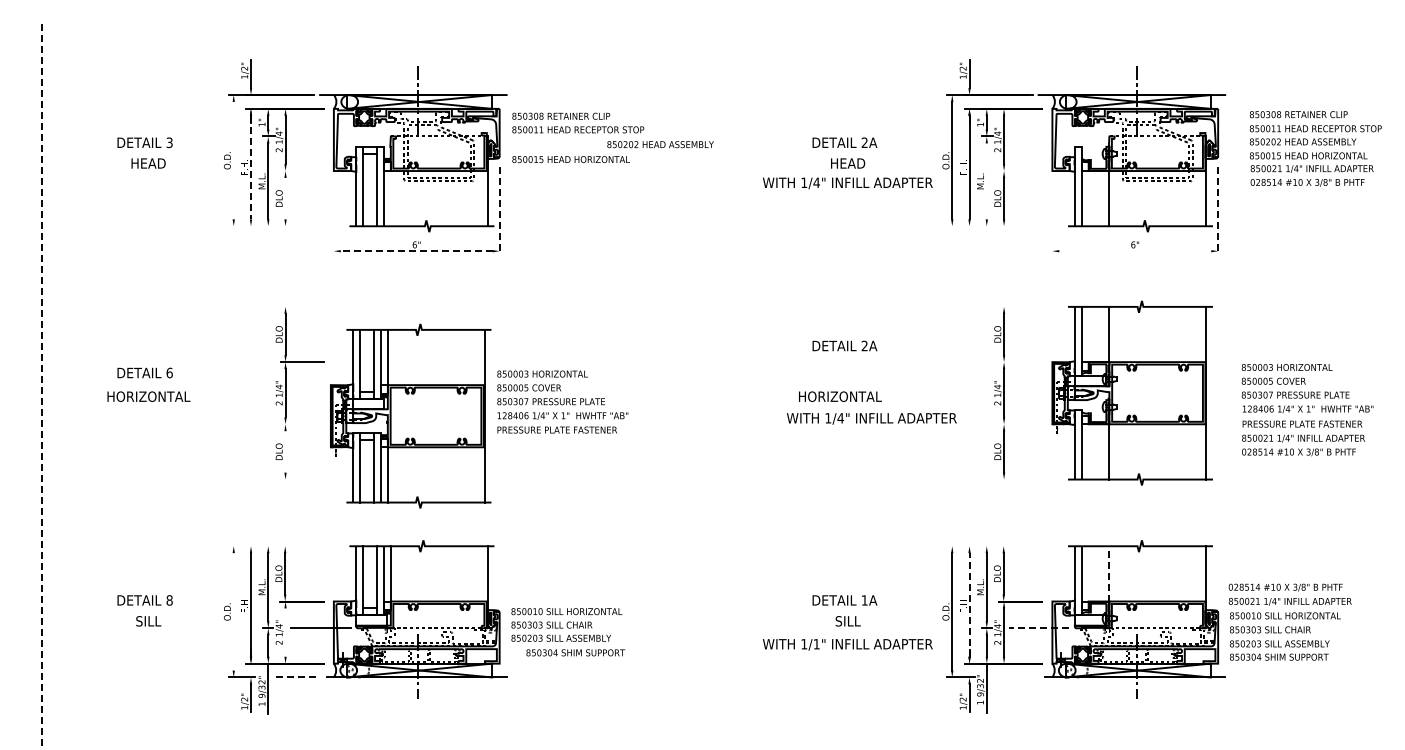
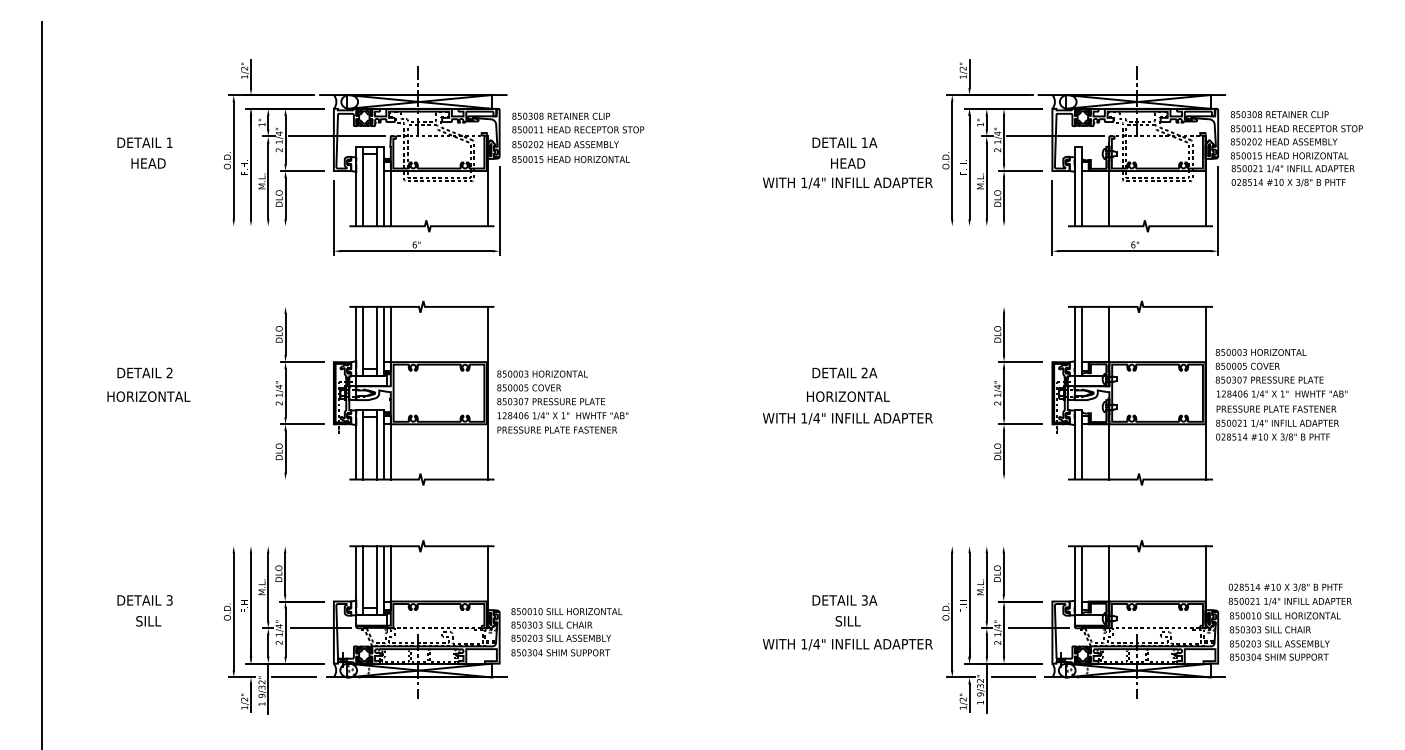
line: none -> present (336, 136)
line: none -> present (1055, 136)
text: 3 -> 1 (169, 142)
text: 2A -> 1A (864, 142)
text position: (660, 144) -> (565, 144) (565, 144)
text position: (1315, 148) -> (1296, 148) (1296, 148)
line: none -> present (233, 160)
line: dashed -> solid (251, 167)
line: none -> present (301, 171)
line: none -> present (1020, 171)
line: none -> present (986, 181)
line: none -> present (285, 198)
line: none -> present (390, 198)
line: dashed -> solid (499, 211)
line: dashed -> solid (1218, 211)
line: none -> present (333, 218)
line: none -> present (1052, 218)
line: dashed -> solid (416, 251)
line: none -> present (1135, 251)
text position: (844, 345) -> (844, 372) (844, 372)
line: none -> present (1020, 362)
text: 6 -> 2 (169, 372)
line: dashed -> solid (42, 386)
text position: (840, 396) -> (848, 396) (848, 396)
text position: (1307, 410) -> (1281, 395) (1281, 395)
part position: (410, 415) -> (413, 392) (413, 392)
text position: (871, 418) -> (847, 418) (847, 418)
line: none -> present (301, 424)
line: none -> present (1020, 424)
line: none -> present (285, 451)
line: dashed -> solid (1109, 573)
text: 8 -> 3 (169, 600)
text: 1A -> 3A (864, 600)
line: dashed -> solid (969, 604)
line: none -> present (233, 611)
line: dashed -> solid (1038, 628)
line: none -> present (285, 632)
text: 1/1" -> 1/4" (816, 644)
text position: (575, 652) -> (560, 652) (560, 652)
line: dashed -> solid (293, 677)
line: none -> present (1013, 677)
